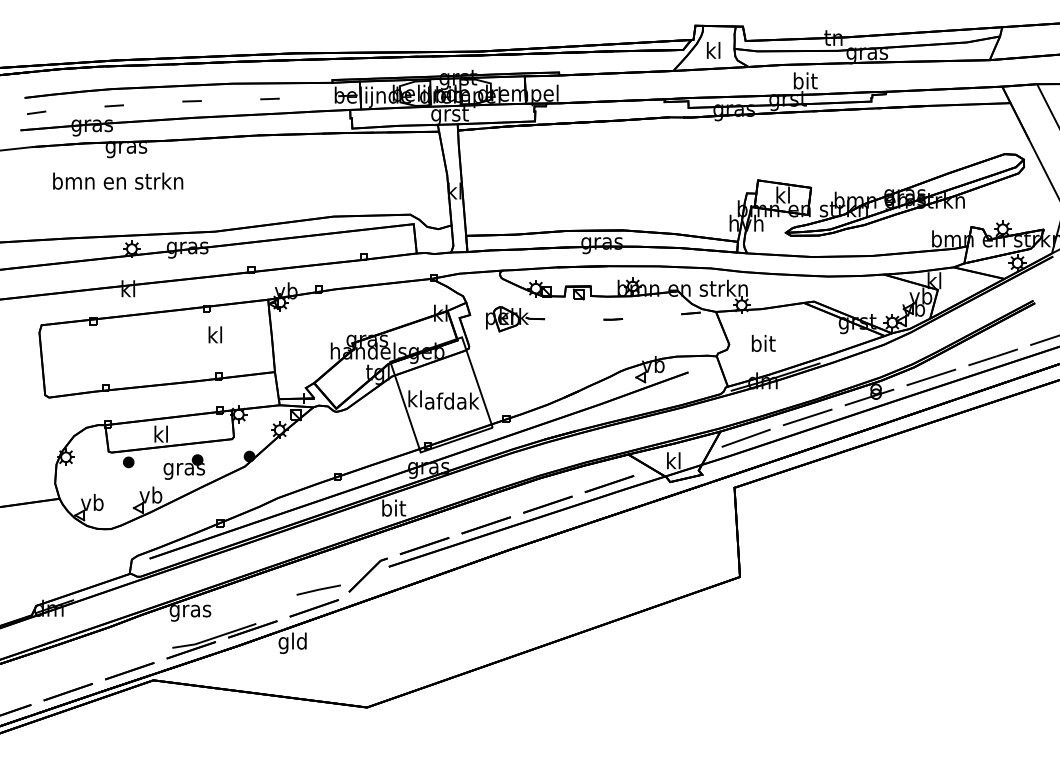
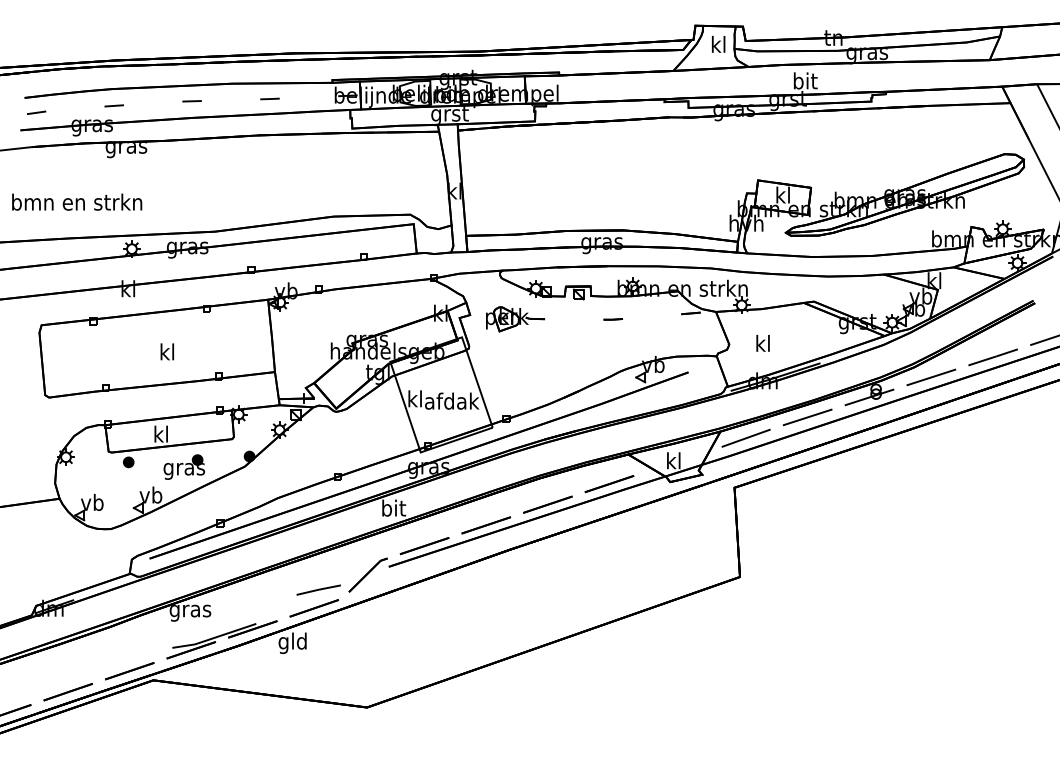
text position: (713, 50) -> (718, 44) (718, 44)
text position: (118, 180) -> (77, 201) (77, 201)
text position: (214, 334) -> (166, 351) (166, 351)
text: bit -> kl (763, 342)
